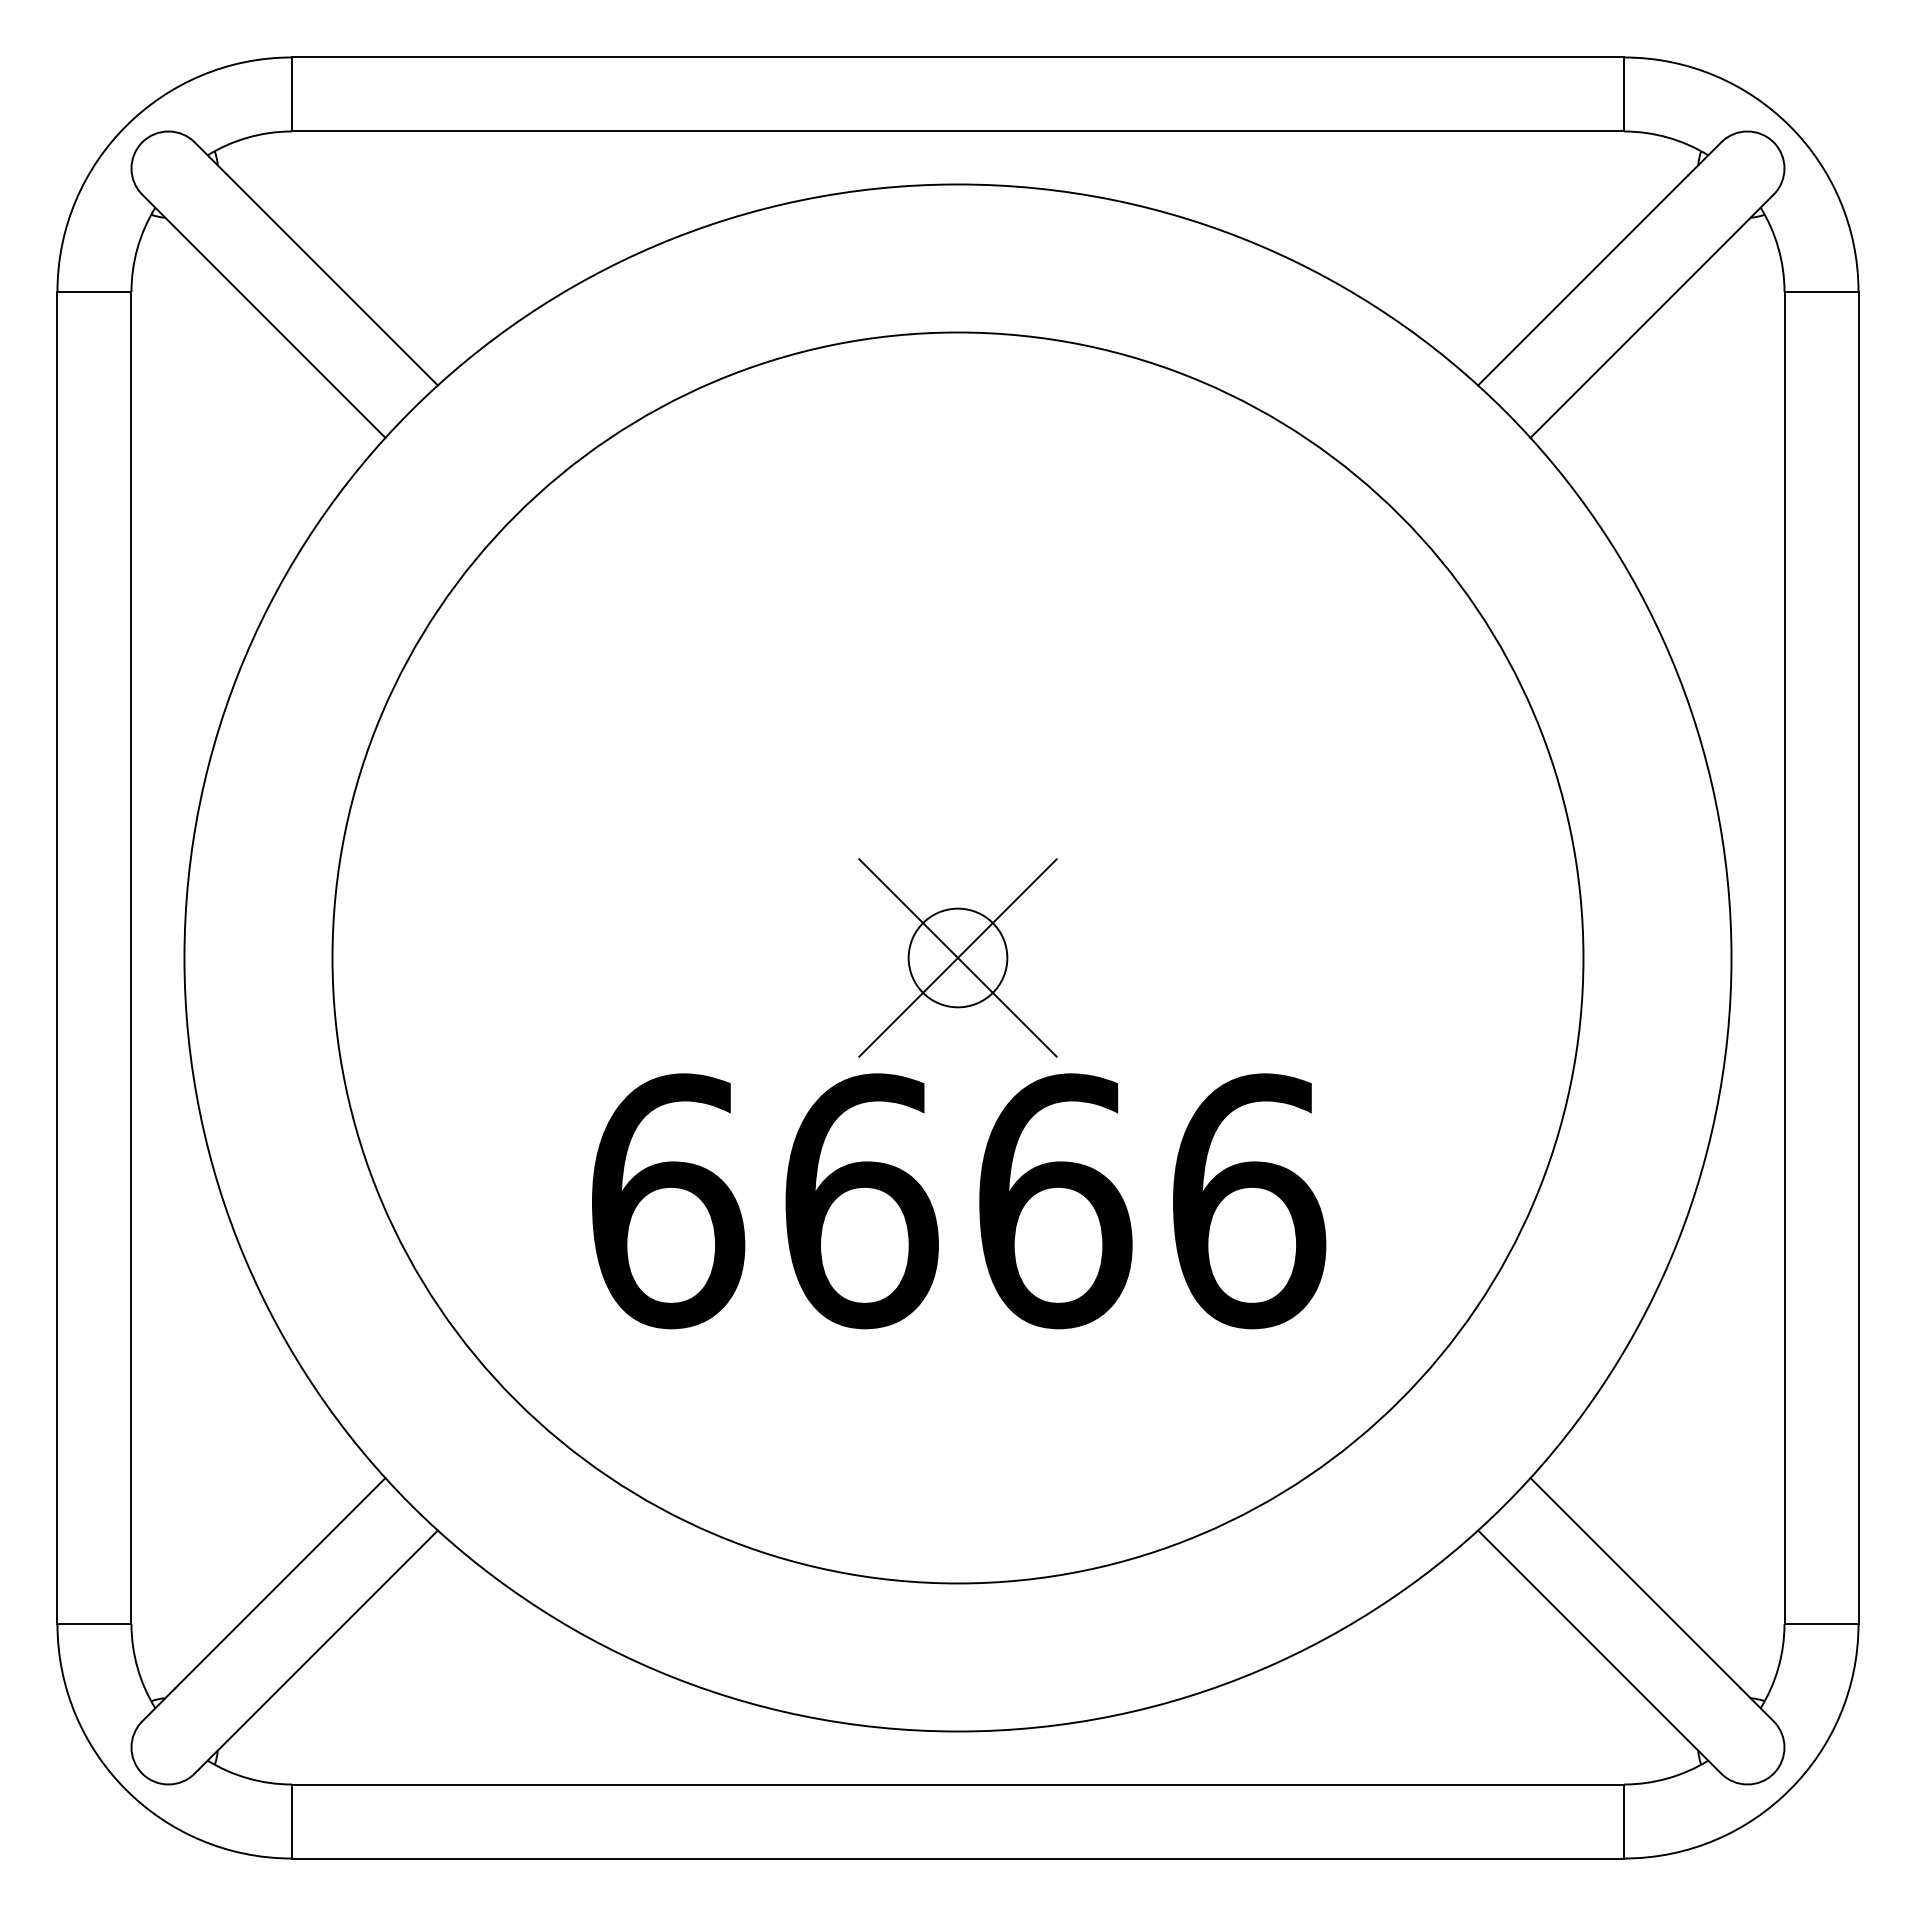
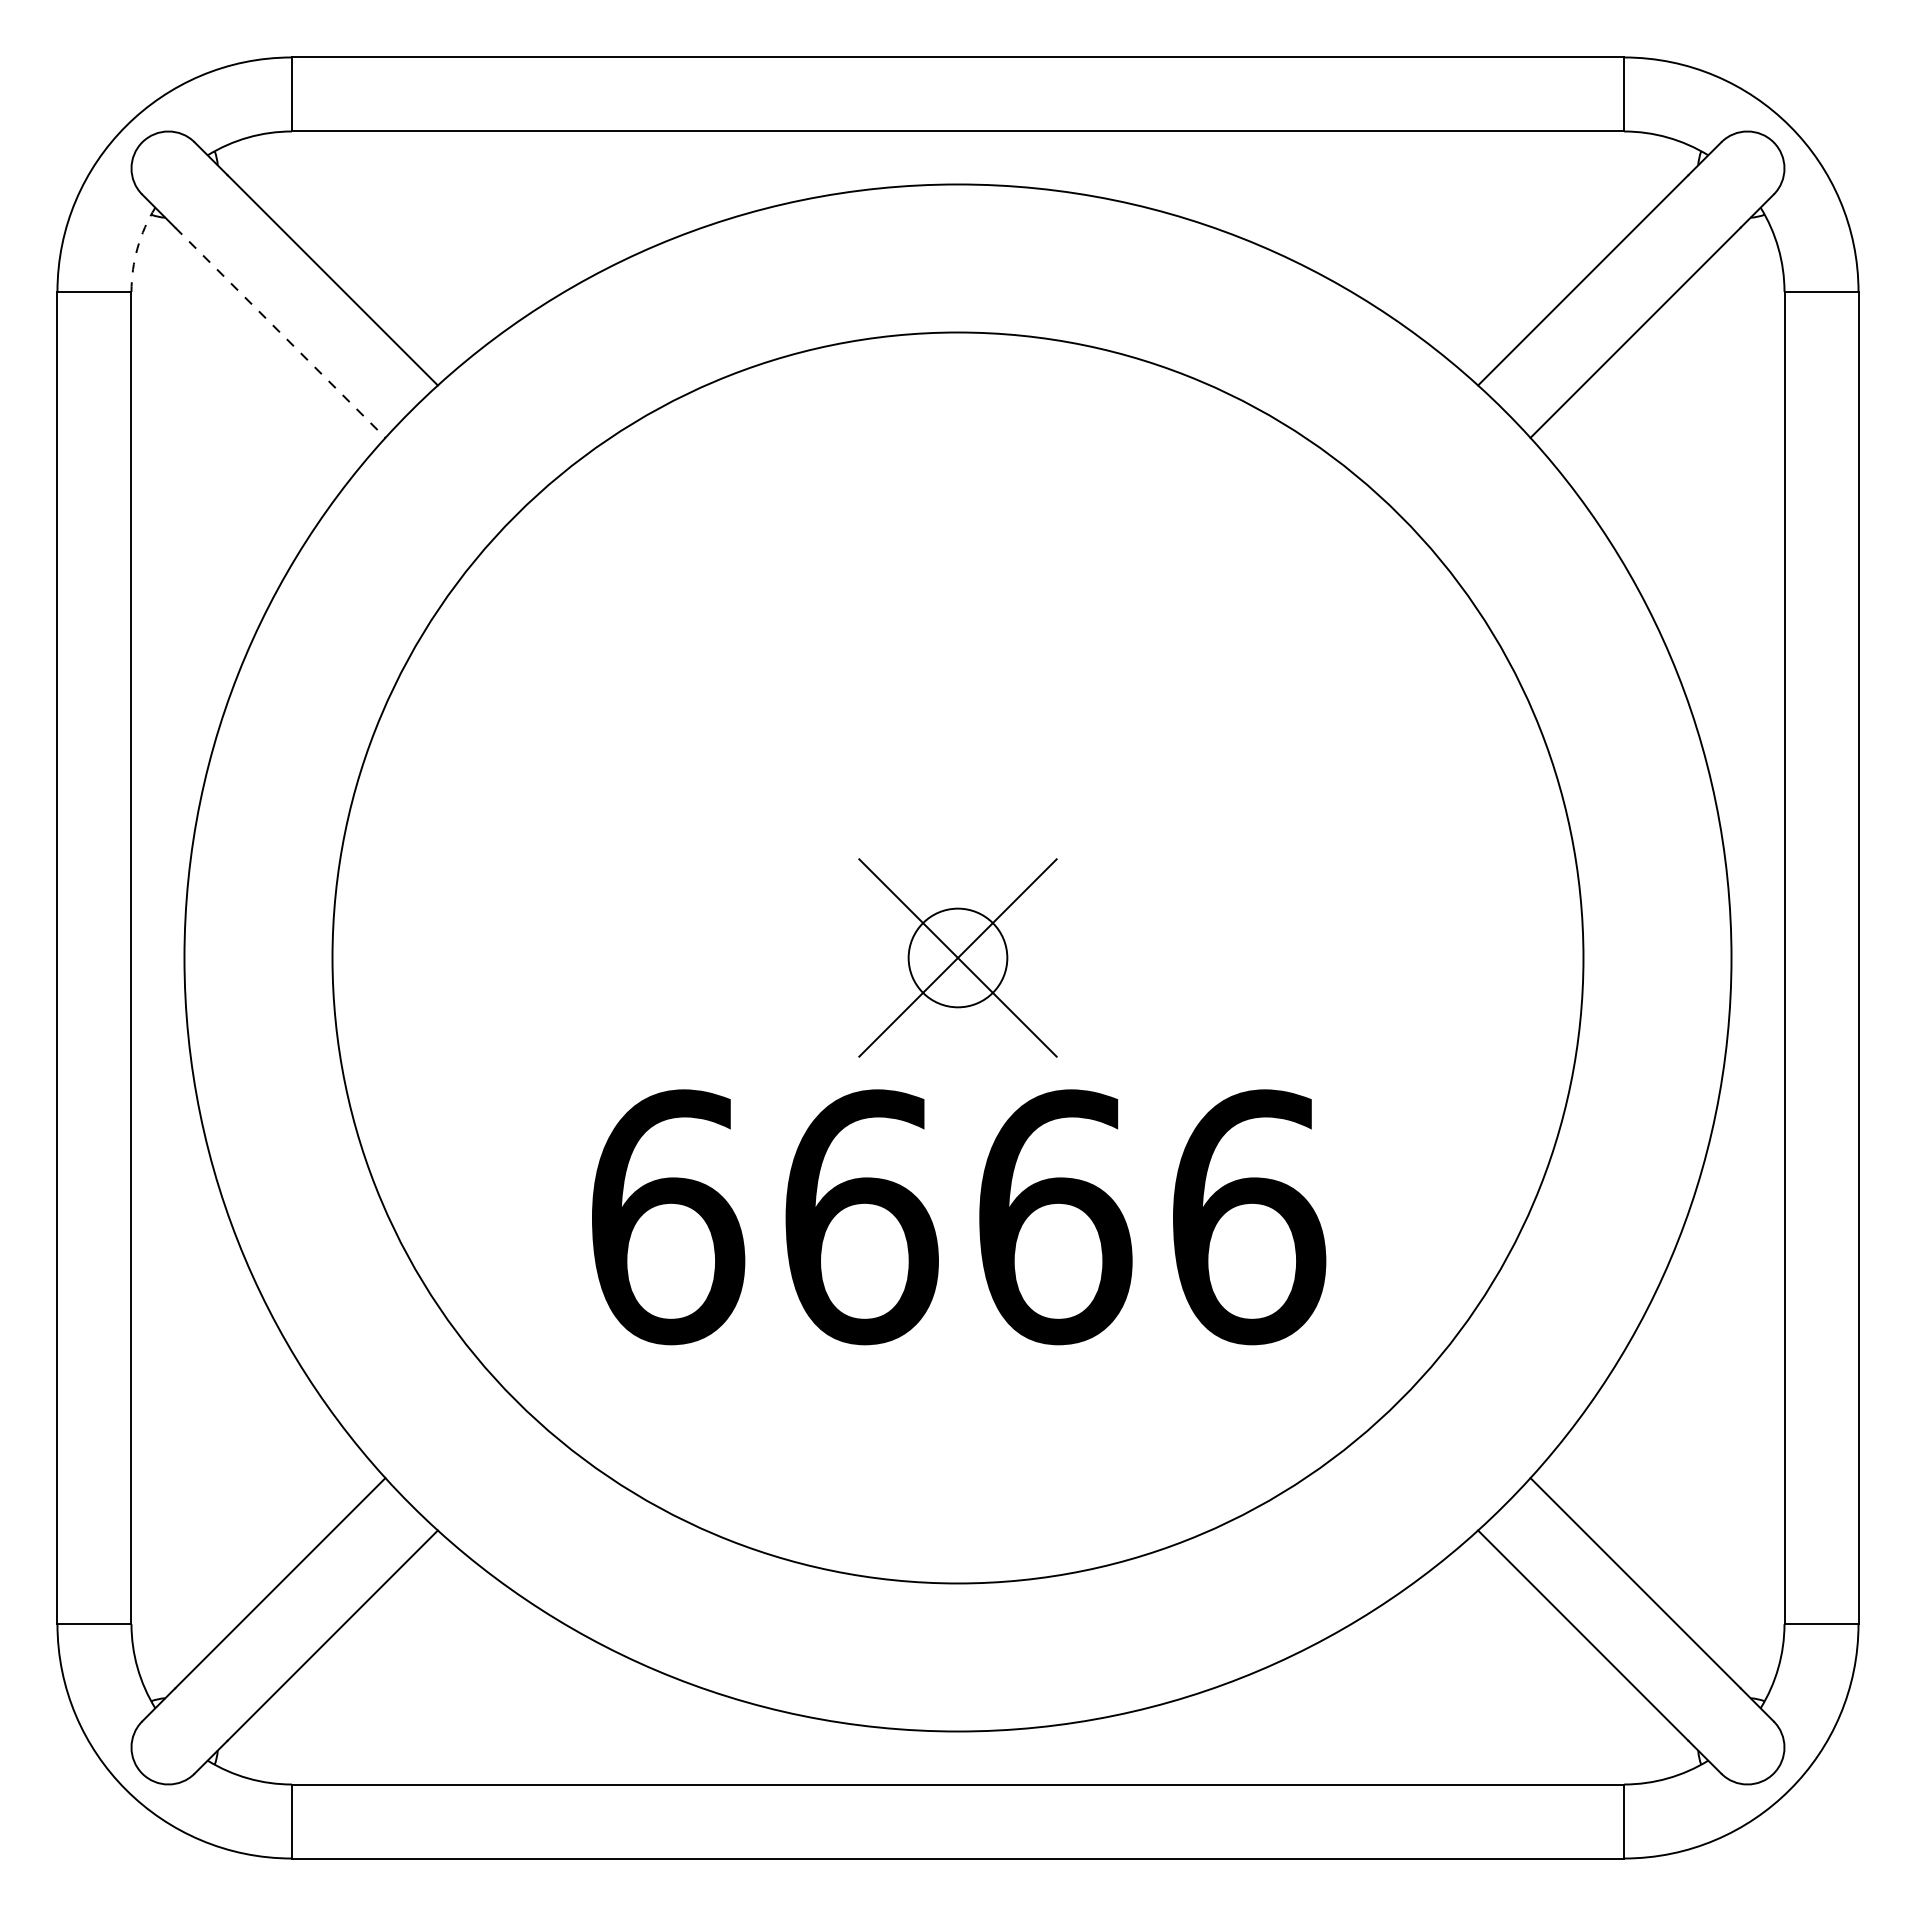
arc: solid -> dashed (137, 248)
line: solid -> dashed (280, 332)
text position: (959, 1201) -> (959, 1217) (959, 1217)
